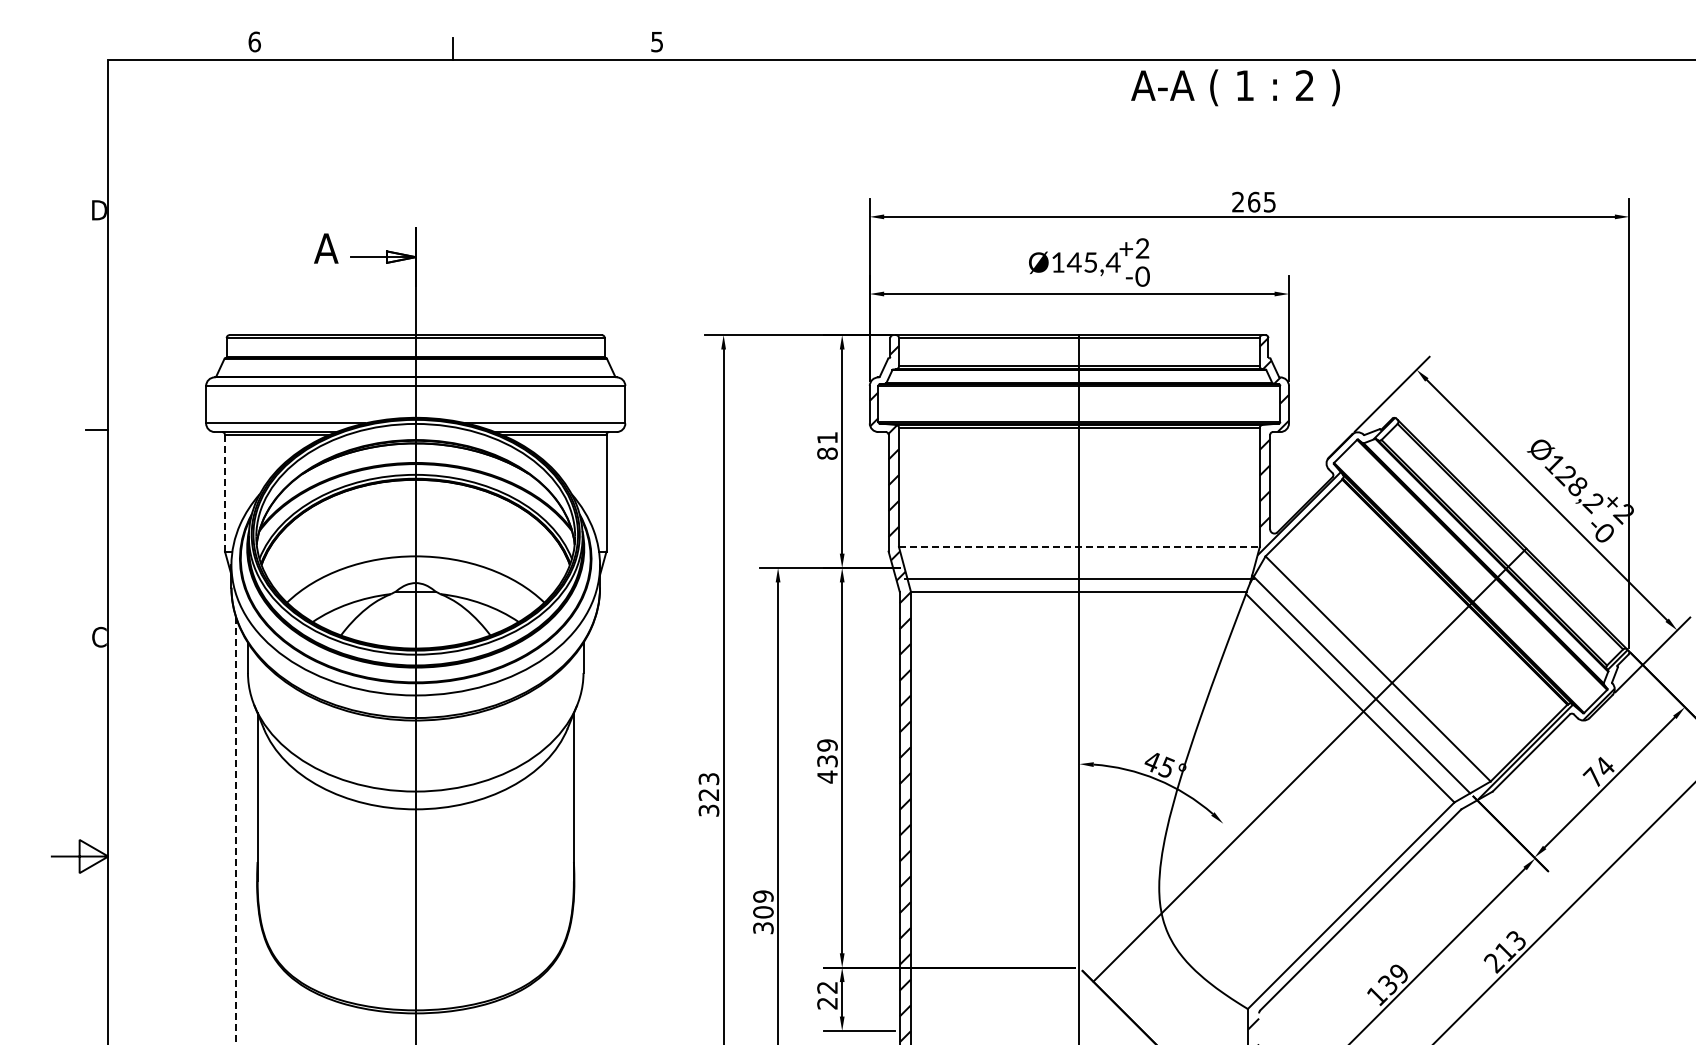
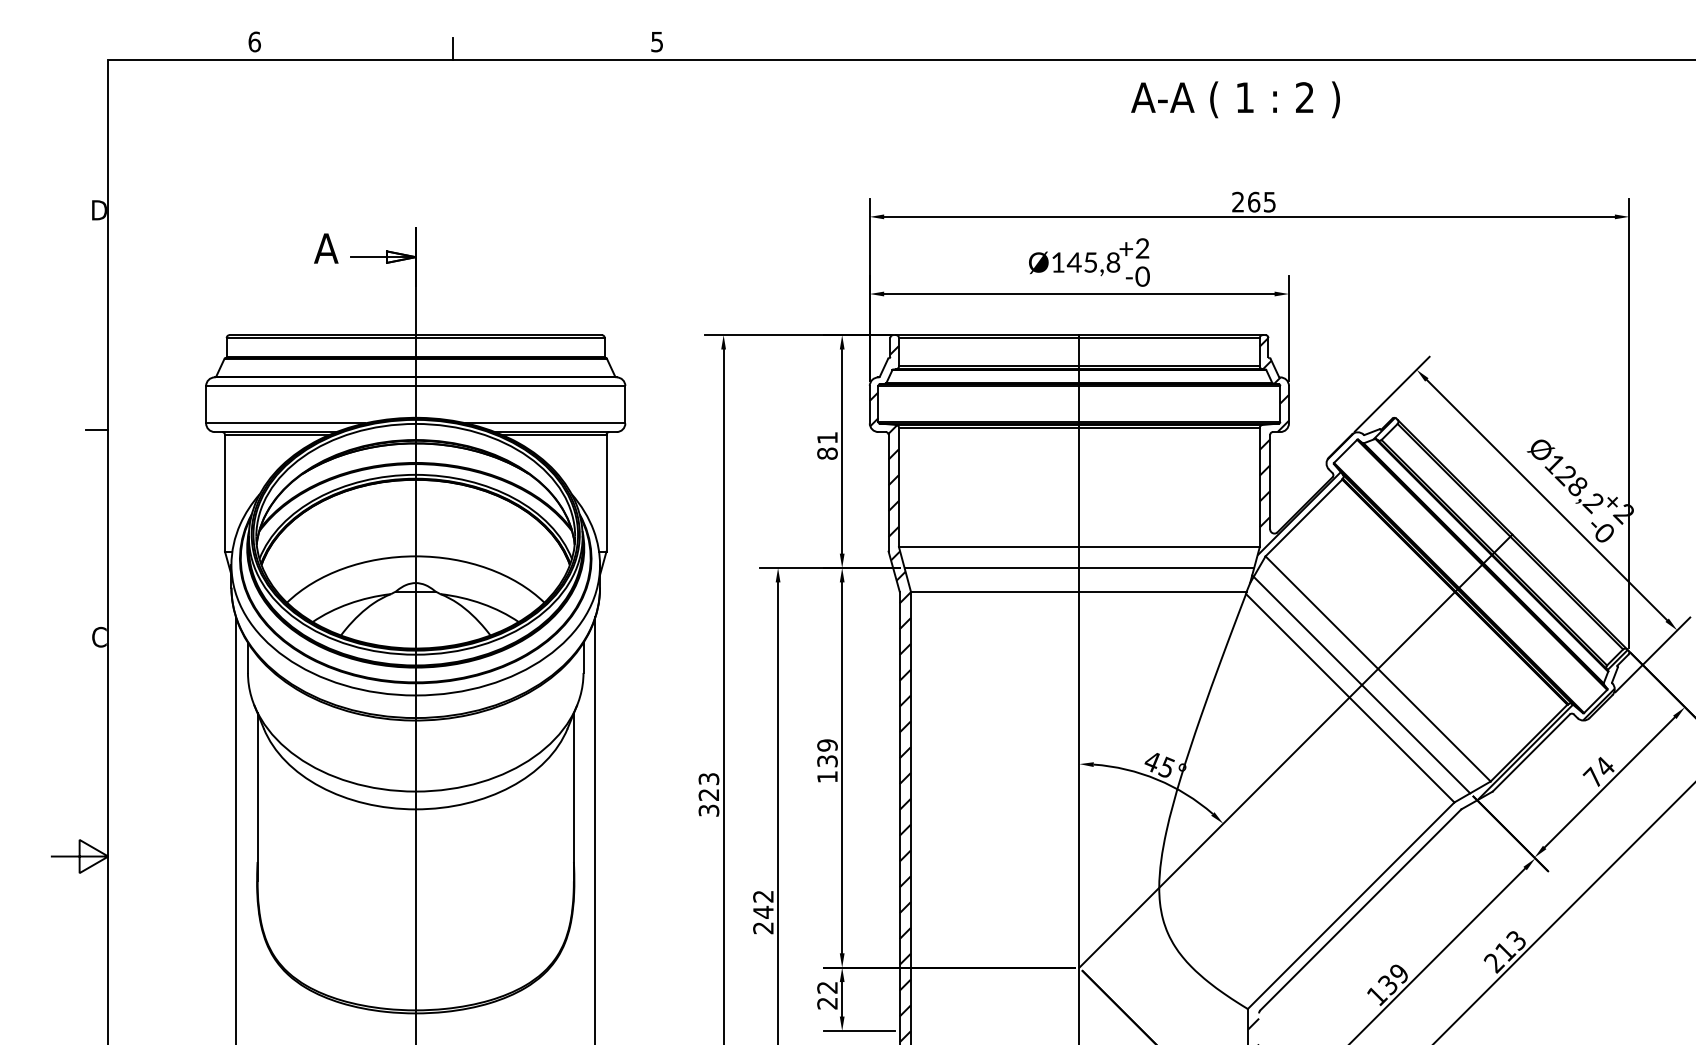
text position: (1235, 87) -> (1235, 99) (1235, 99)
text: Ø145,4 -> Ø145,8 (1112, 262)
line: dashed -> solid (224, 493)
line: dashed -> solid (1079, 547)
line position: (1079, 579) -> (1079, 568) (1079, 568)
line position: (1309, 764) -> (1295, 750) (1295, 750)
text: 439 -> 139 (827, 776)
line: none -> present (595, 829)
line: dashed -> solid (236, 831)
text: 309 -> 242 (763, 912)
